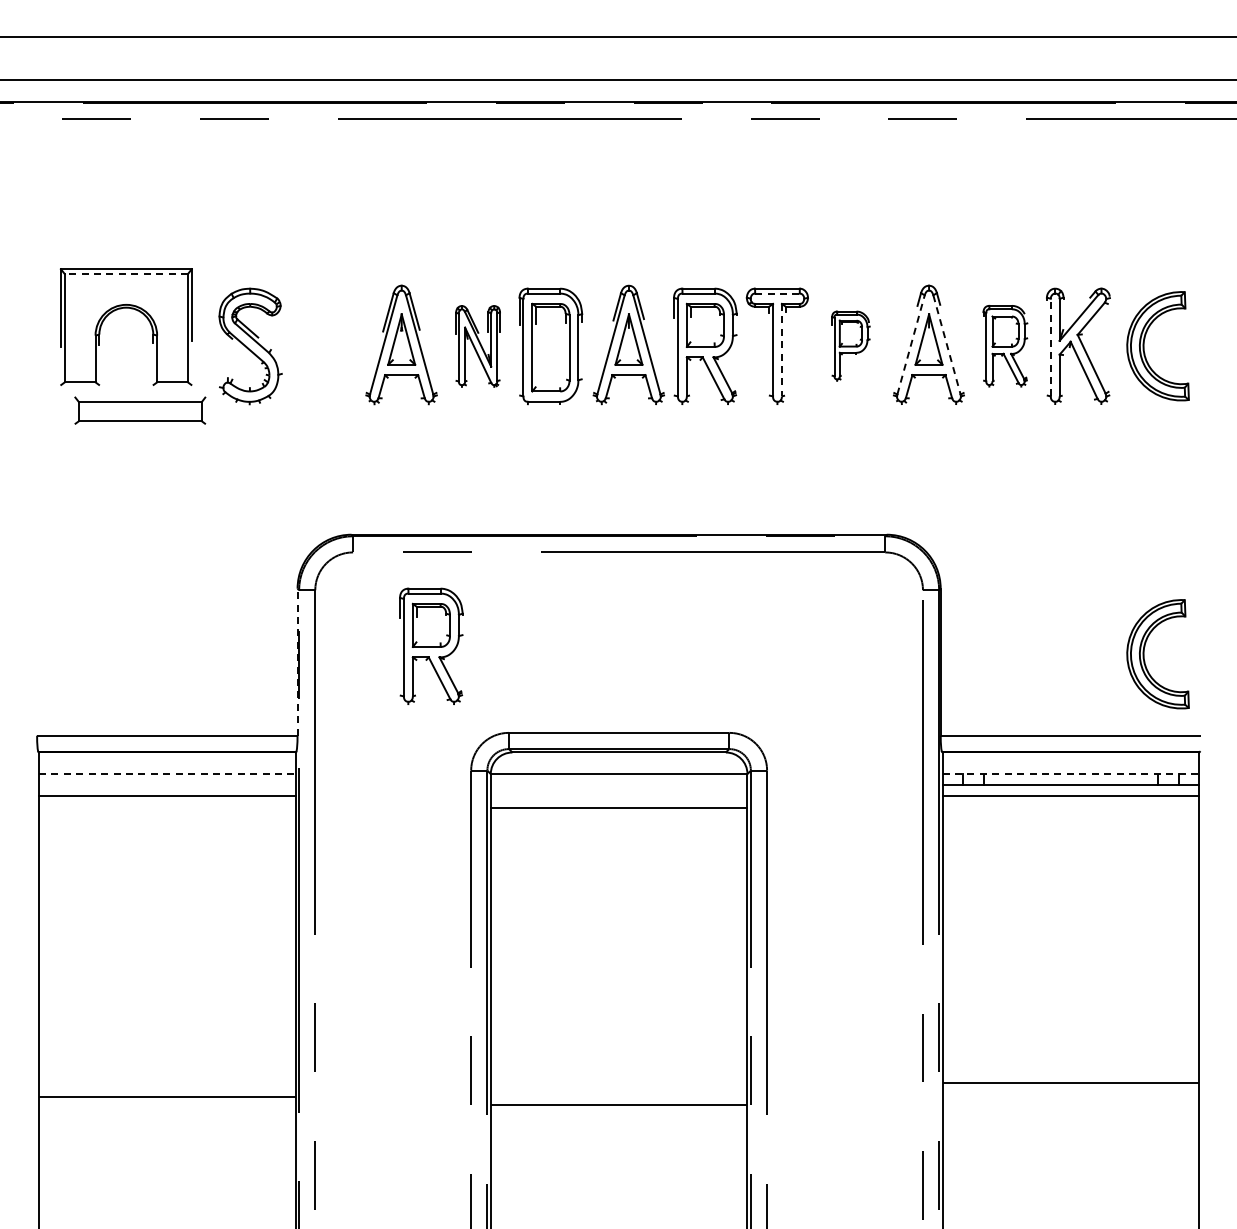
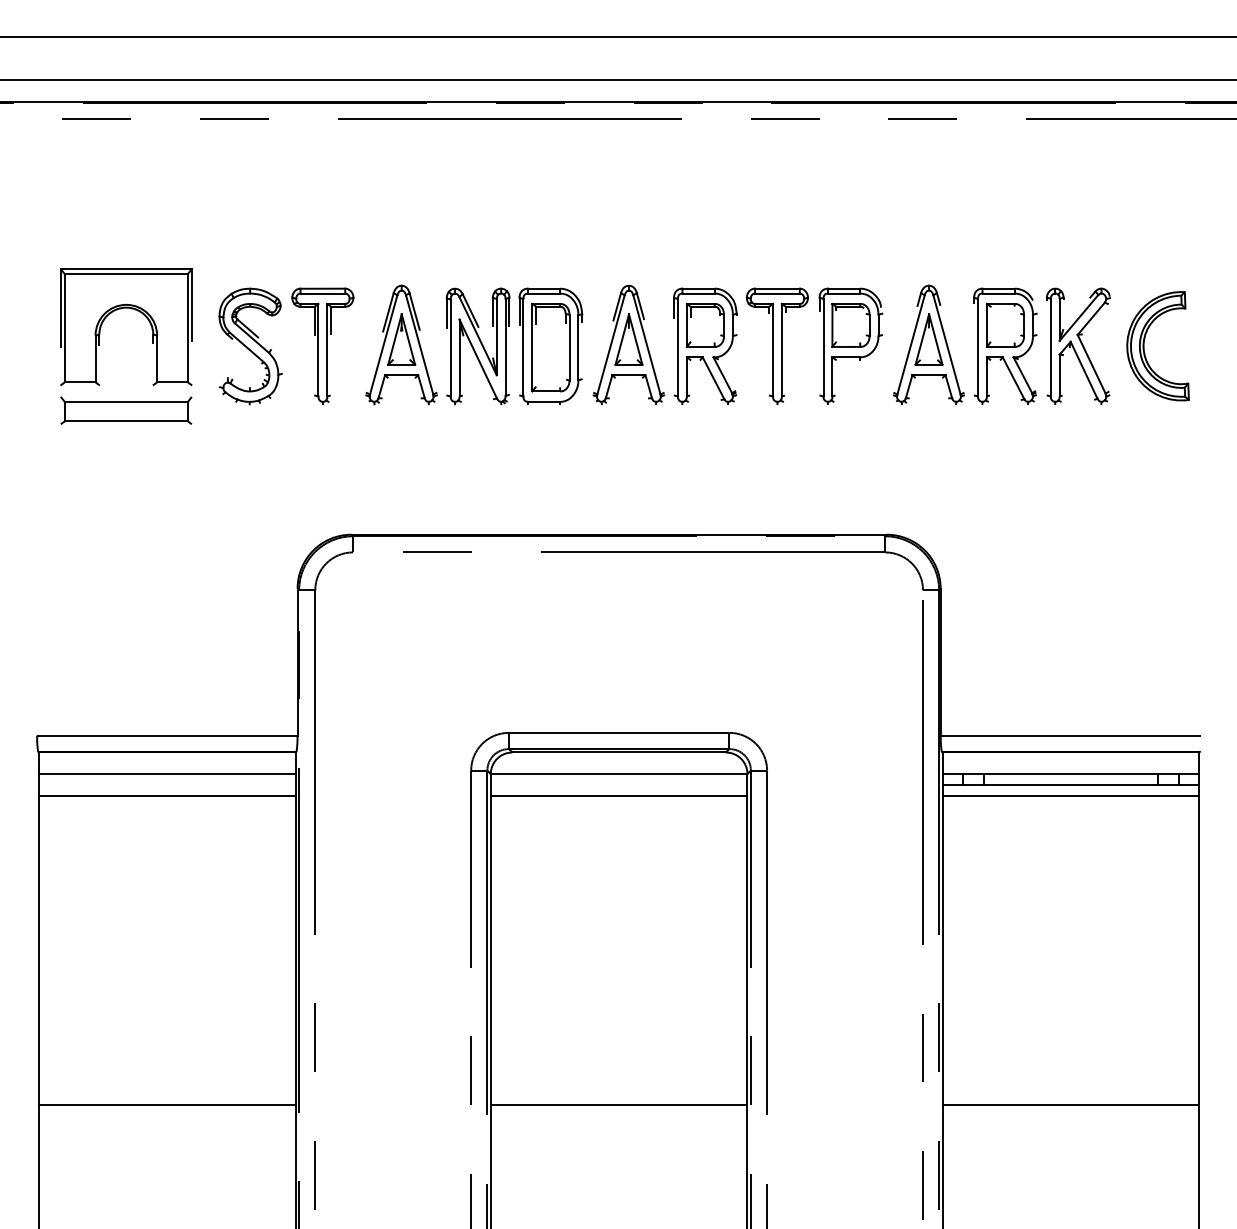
line: dashed -> solid (126, 274)
line: dashed -> solid (777, 293)
line: dashed -> solid (911, 344)
part: none -> present (322, 345)
part size: 40x72 px -> 66x118 px (850, 345)
line: dashed -> solid (947, 345)
part size: 46x83 px -> 66x119 px (477, 346)
part size: 47x83 px -> 65x118 px (1005, 345)
line: dashed -> solid (1050, 347)
line: dashed -> solid (781, 350)
part position: (140, 410) -> (126, 410) (126, 410)
part: present -> none (431, 645)
part: present -> none (1144, 654)
line: dashed -> solid (297, 662)
line: dashed -> solid (167, 774)
line: dashed -> solid (1071, 774)
line position: (618, 807) -> (618, 795) (618, 795)
line position: (1070, 1082) -> (1070, 1104) (1070, 1104)
line position: (167, 1096) -> (167, 1104) (167, 1104)
